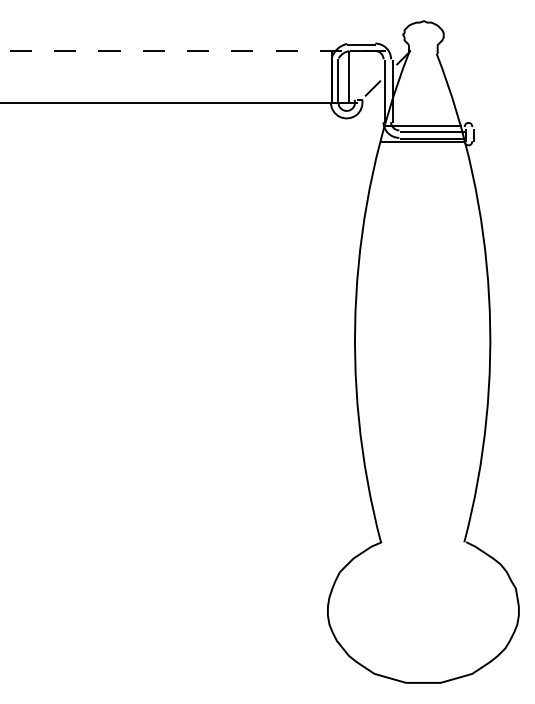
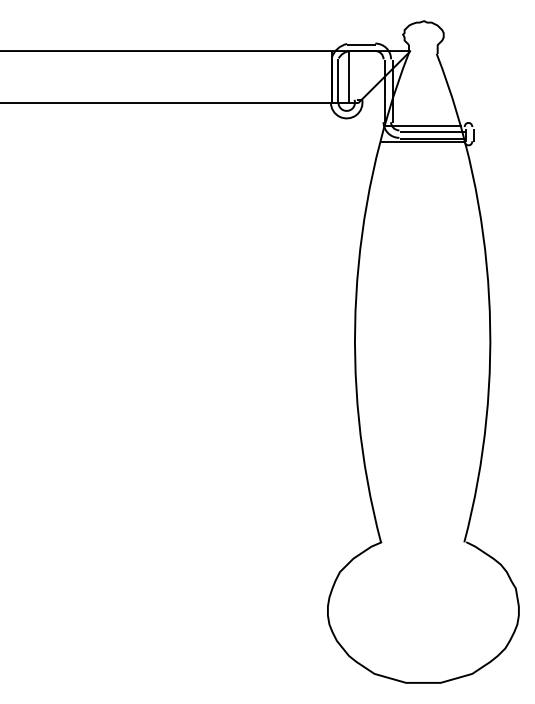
line: dashed -> solid (243, 51)
